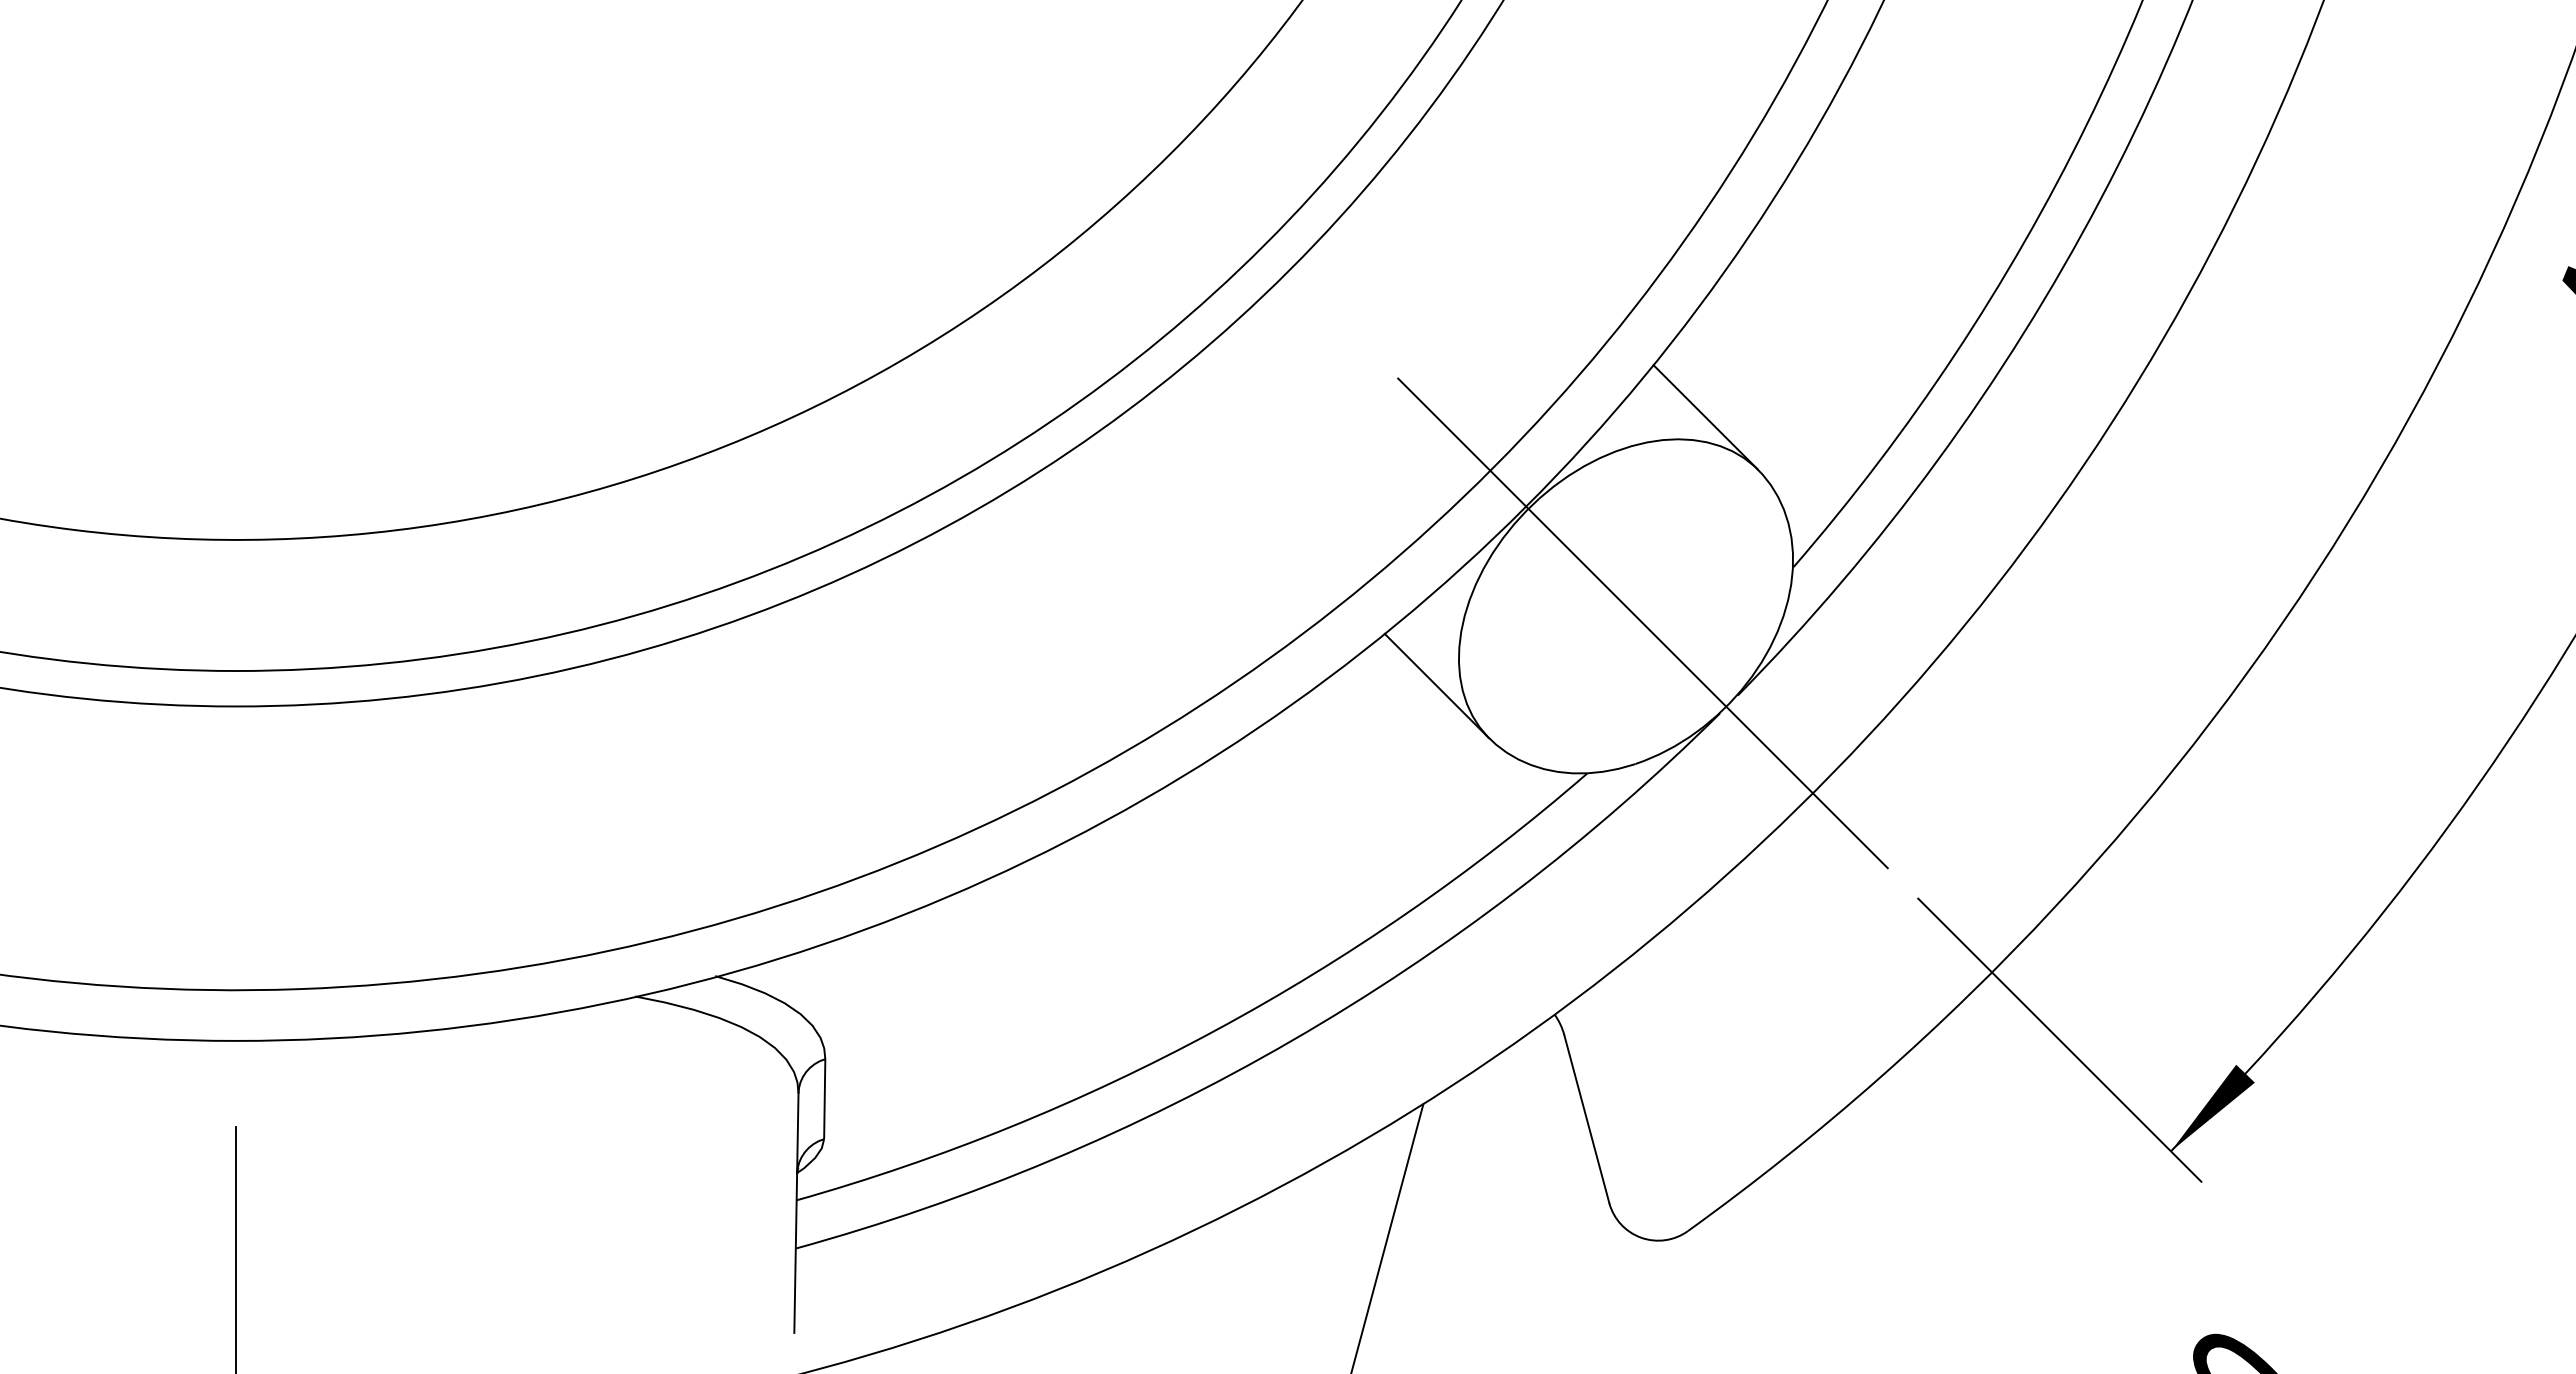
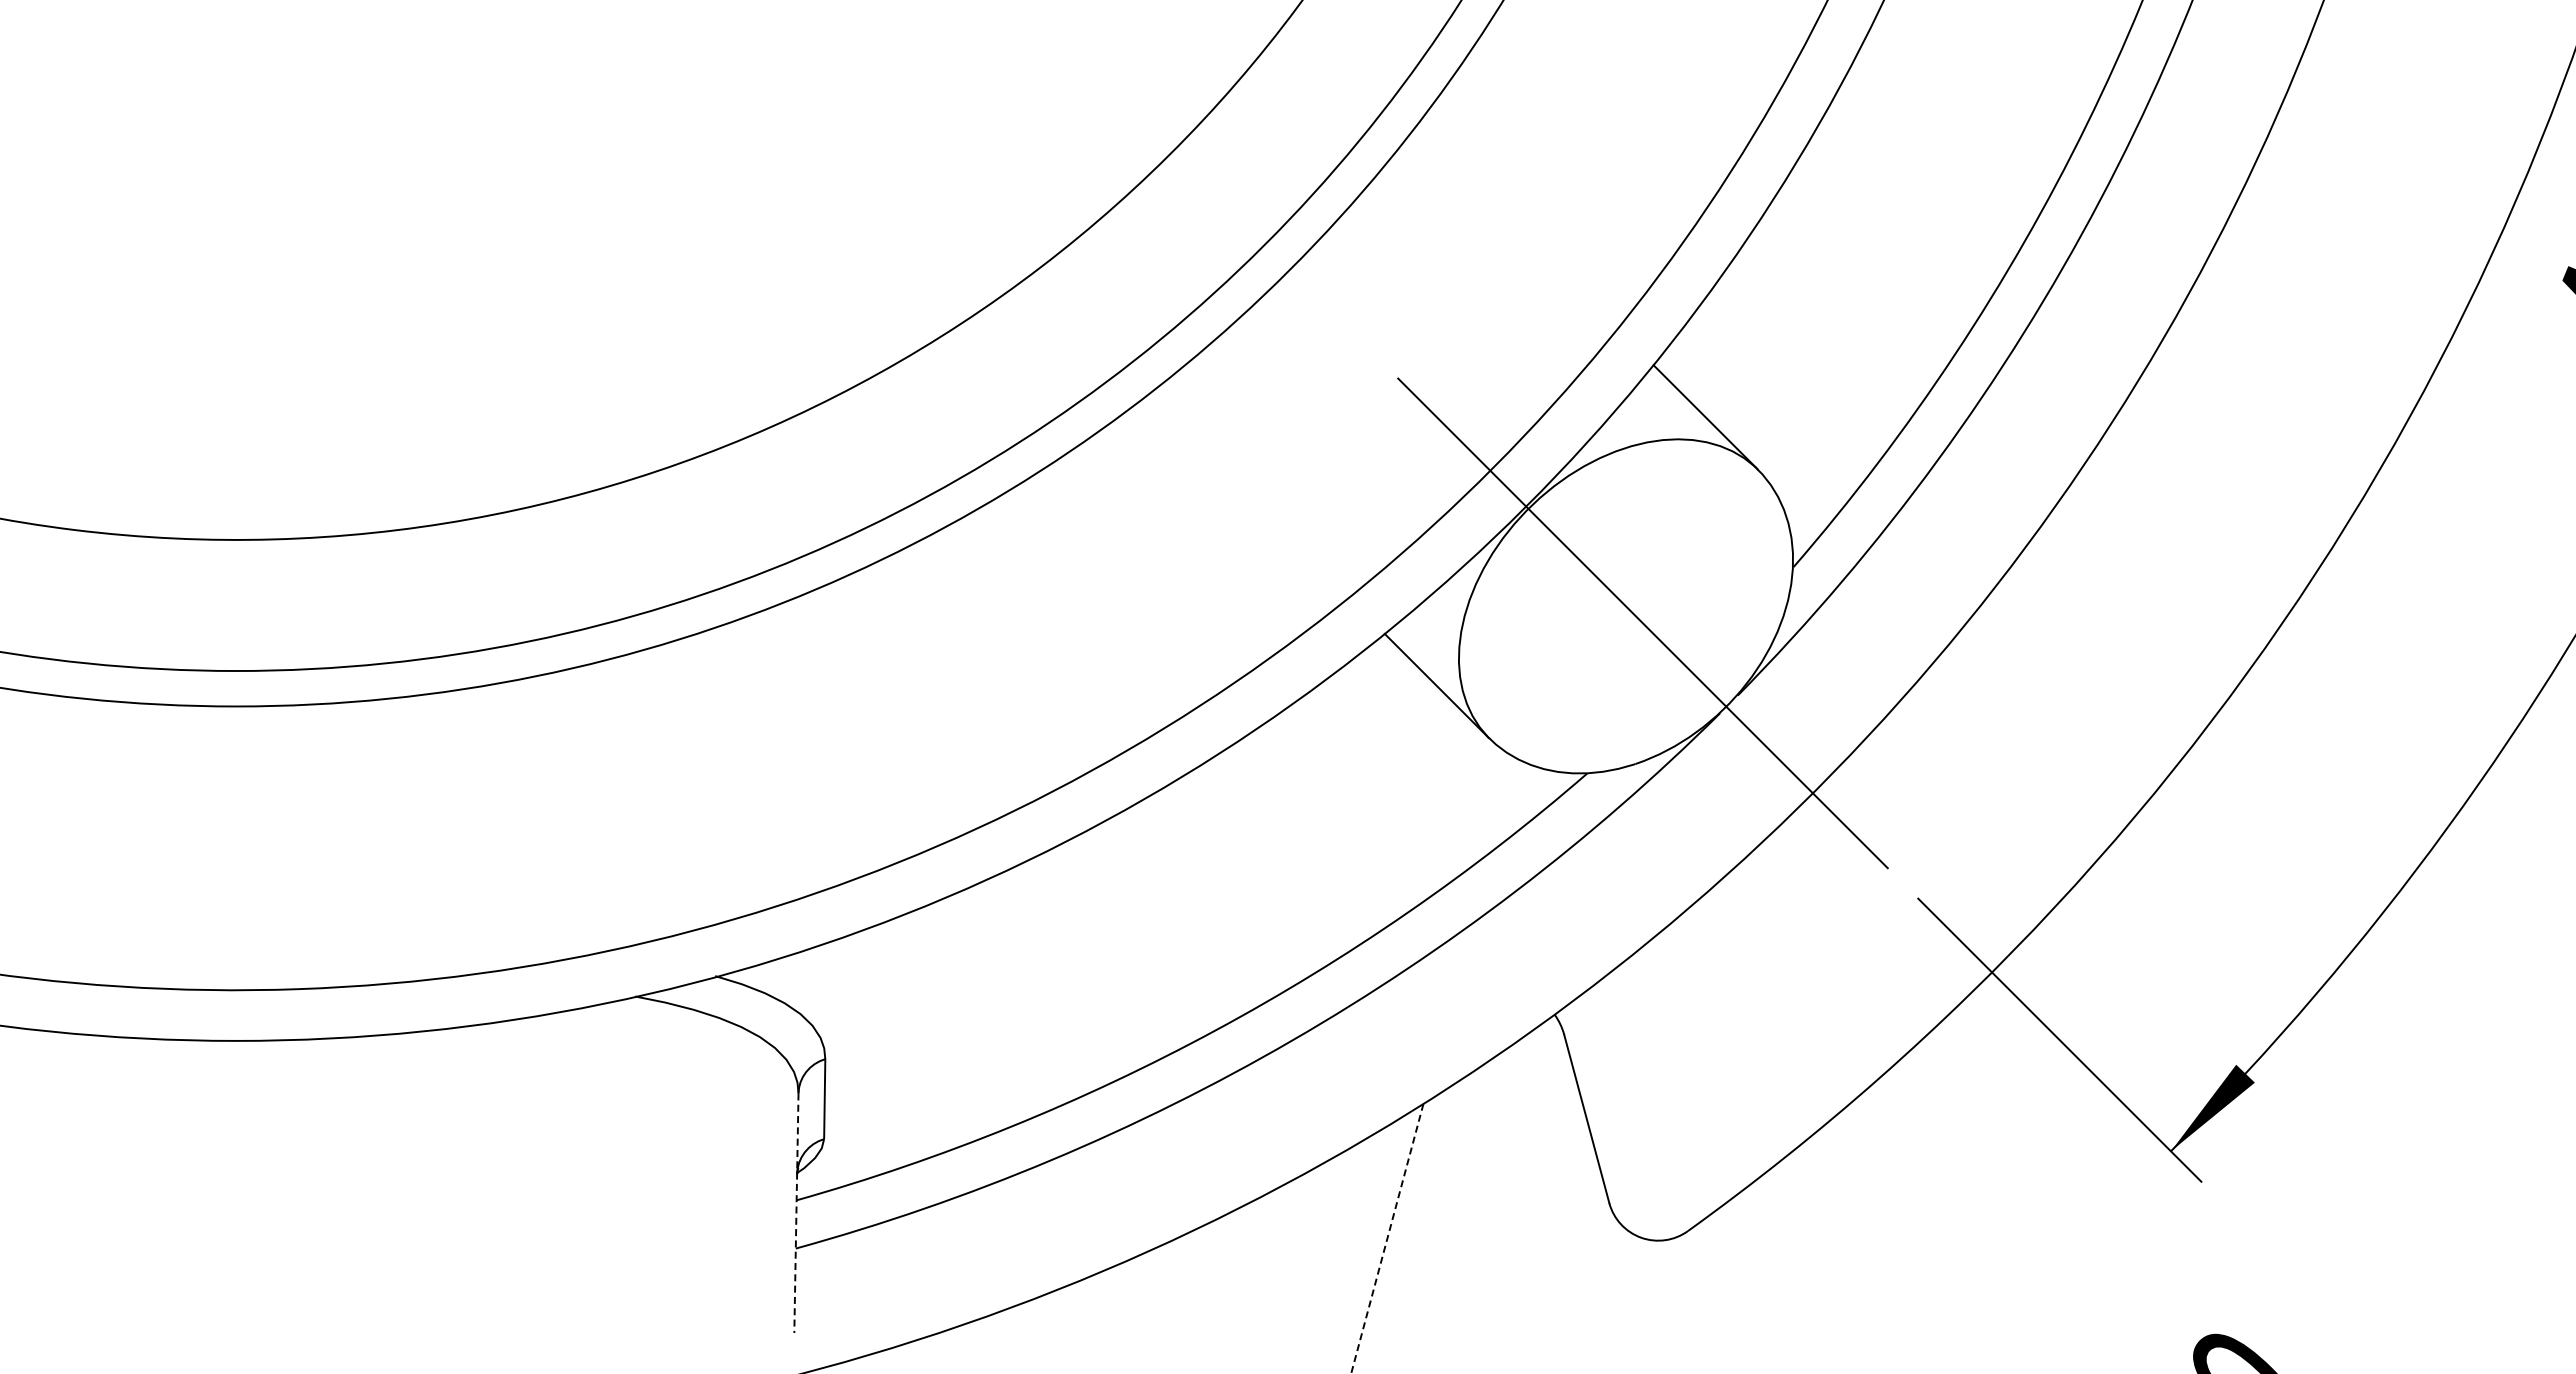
line: solid -> dashed (796, 1213)
line: solid -> dashed (1387, 1239)
line: present -> none (236, 1248)
